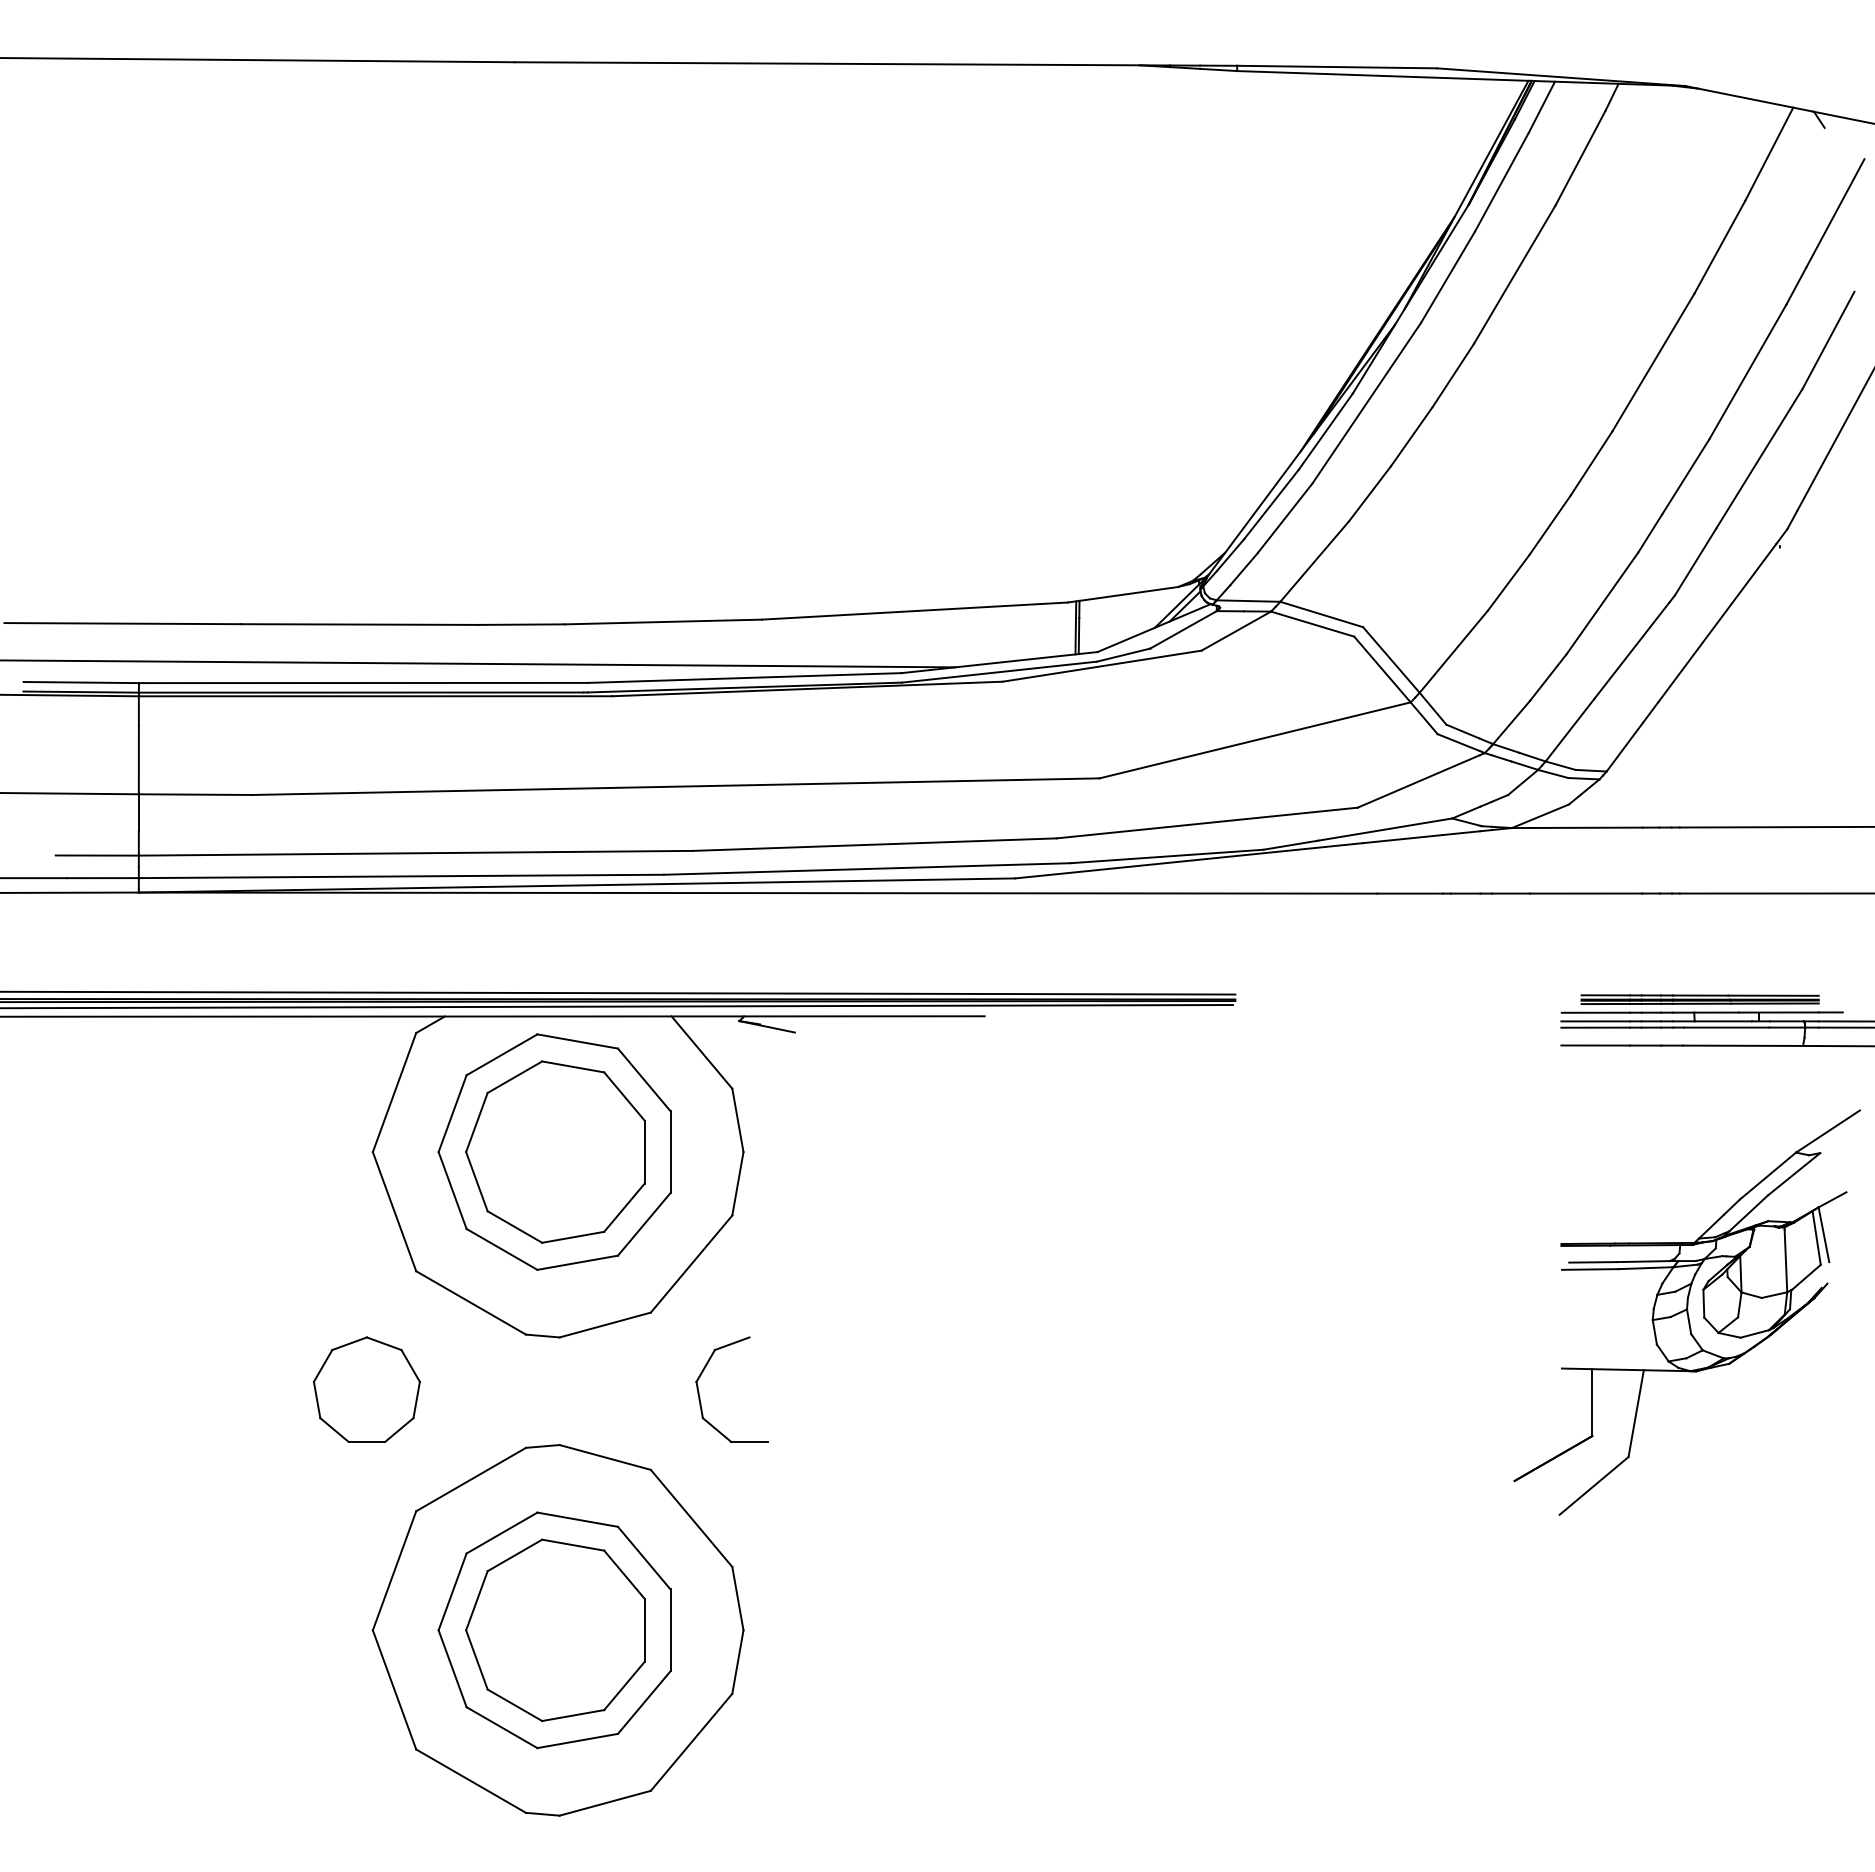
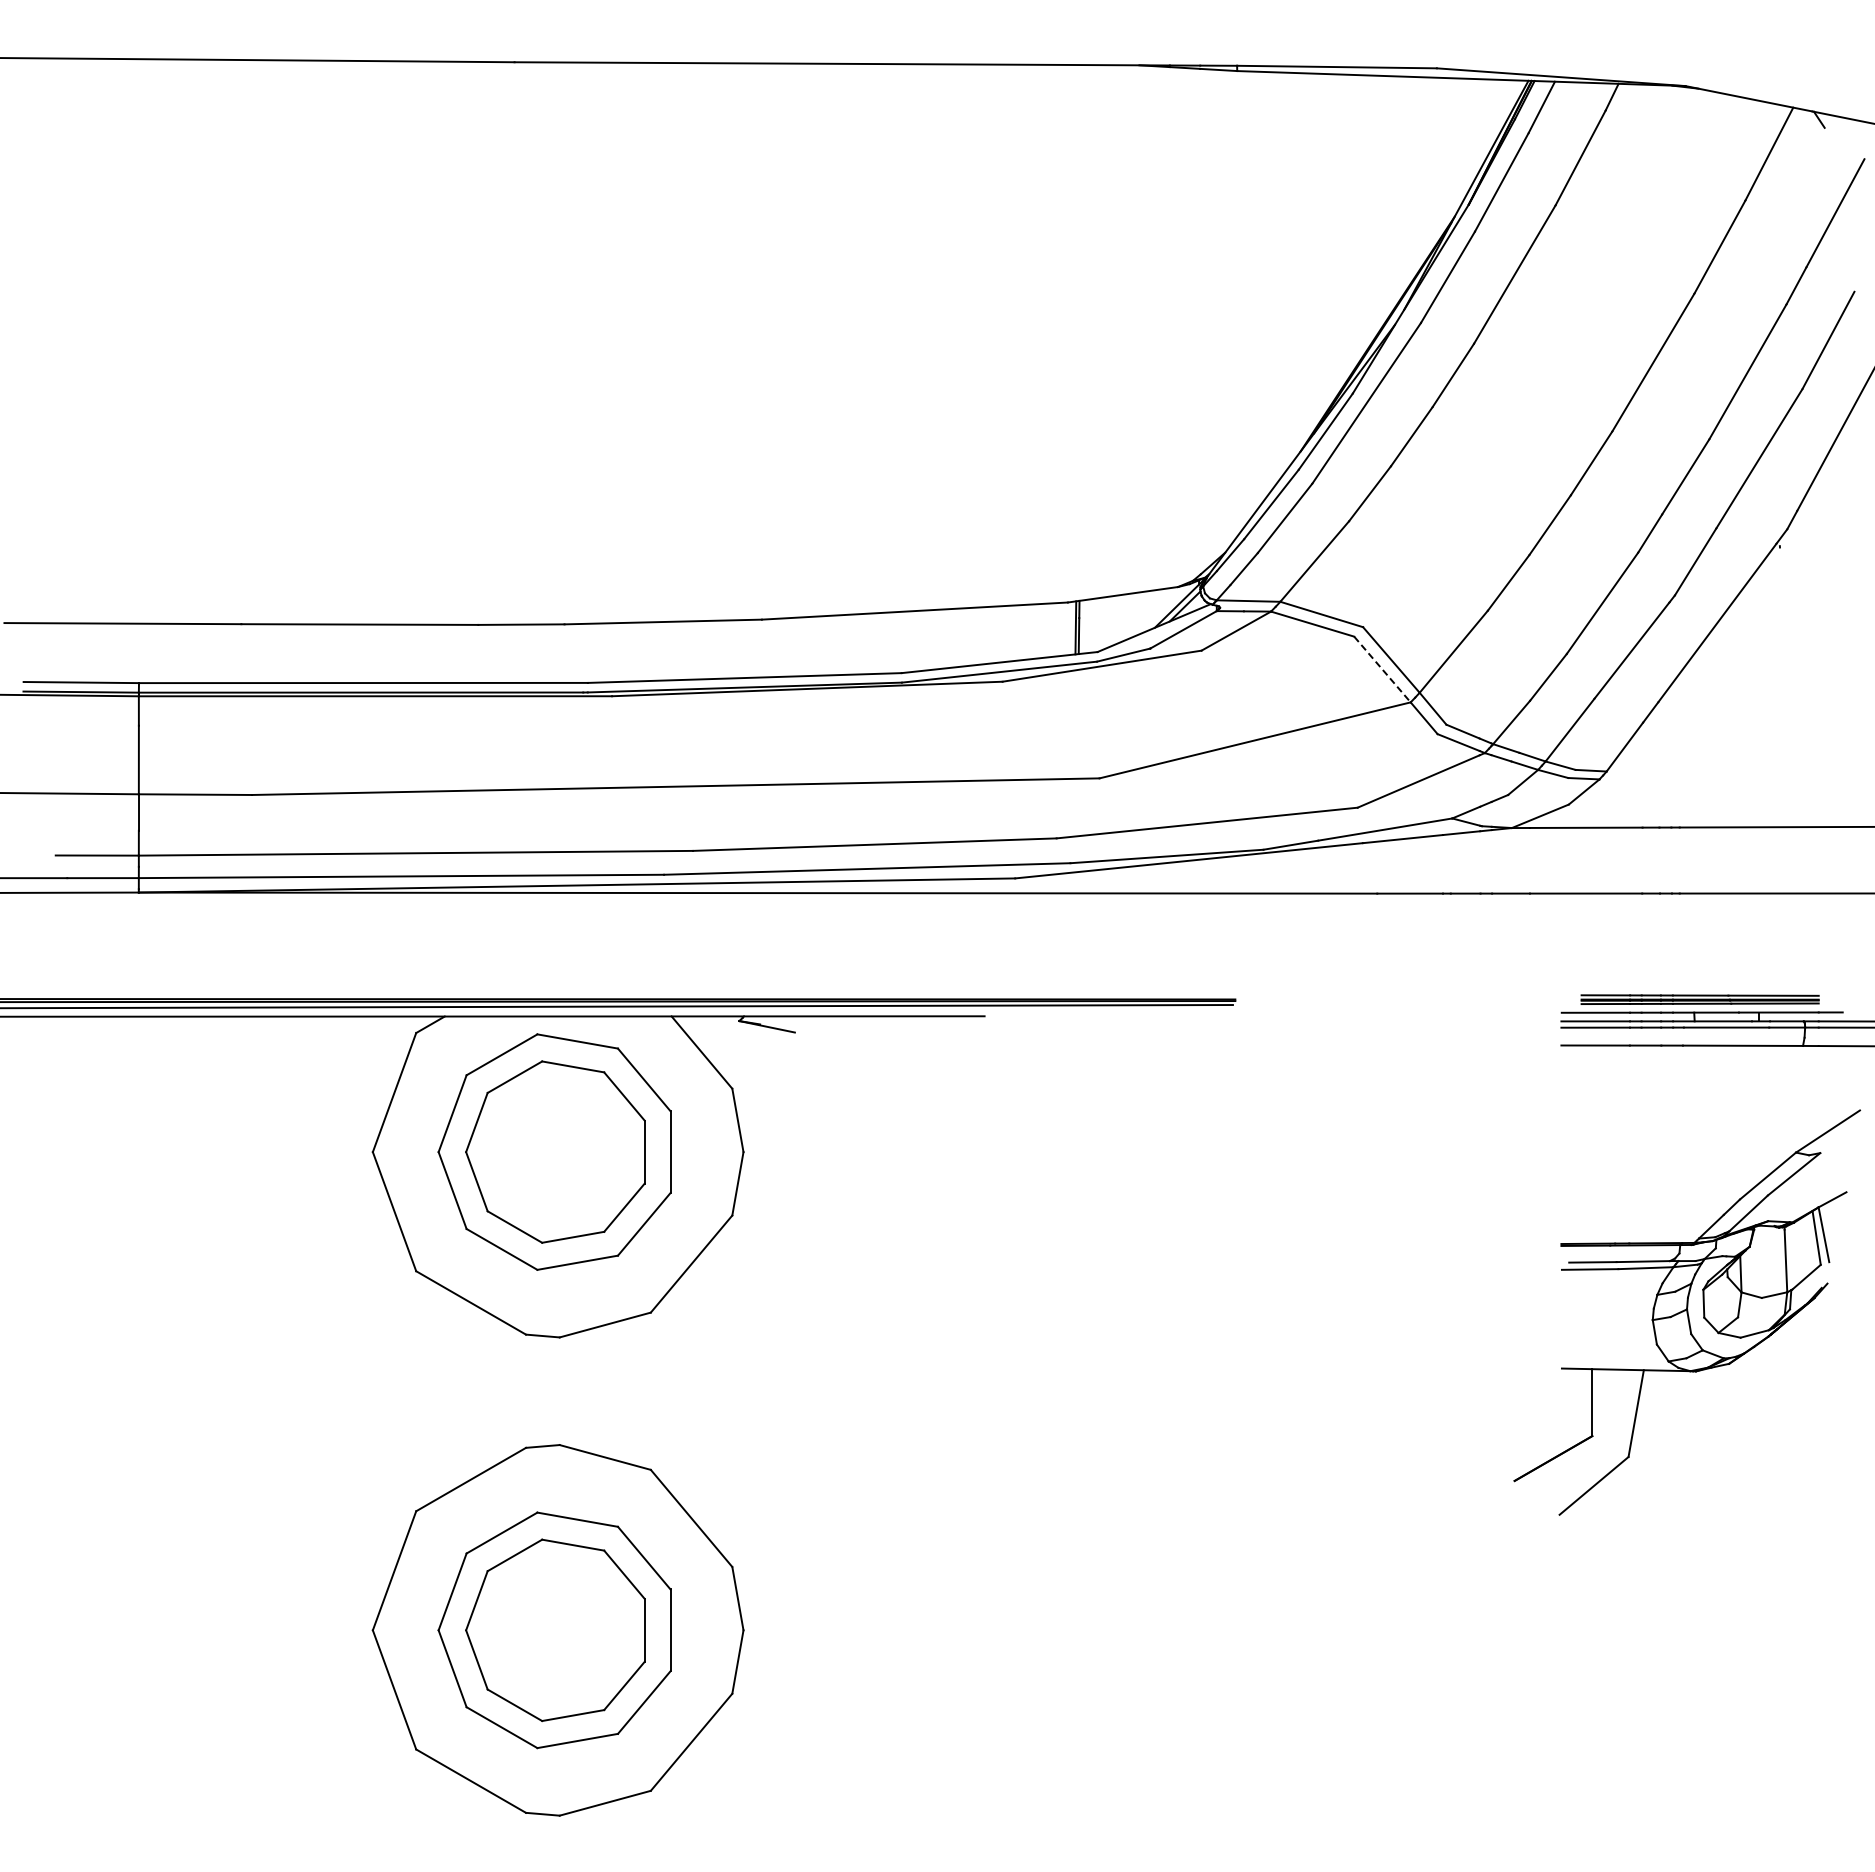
line: present -> none (478, 663)
line: solid -> dashed (1382, 669)
line: present -> none (618, 992)
part: present -> none (366, 1389)
part: present -> none (700, 1397)
